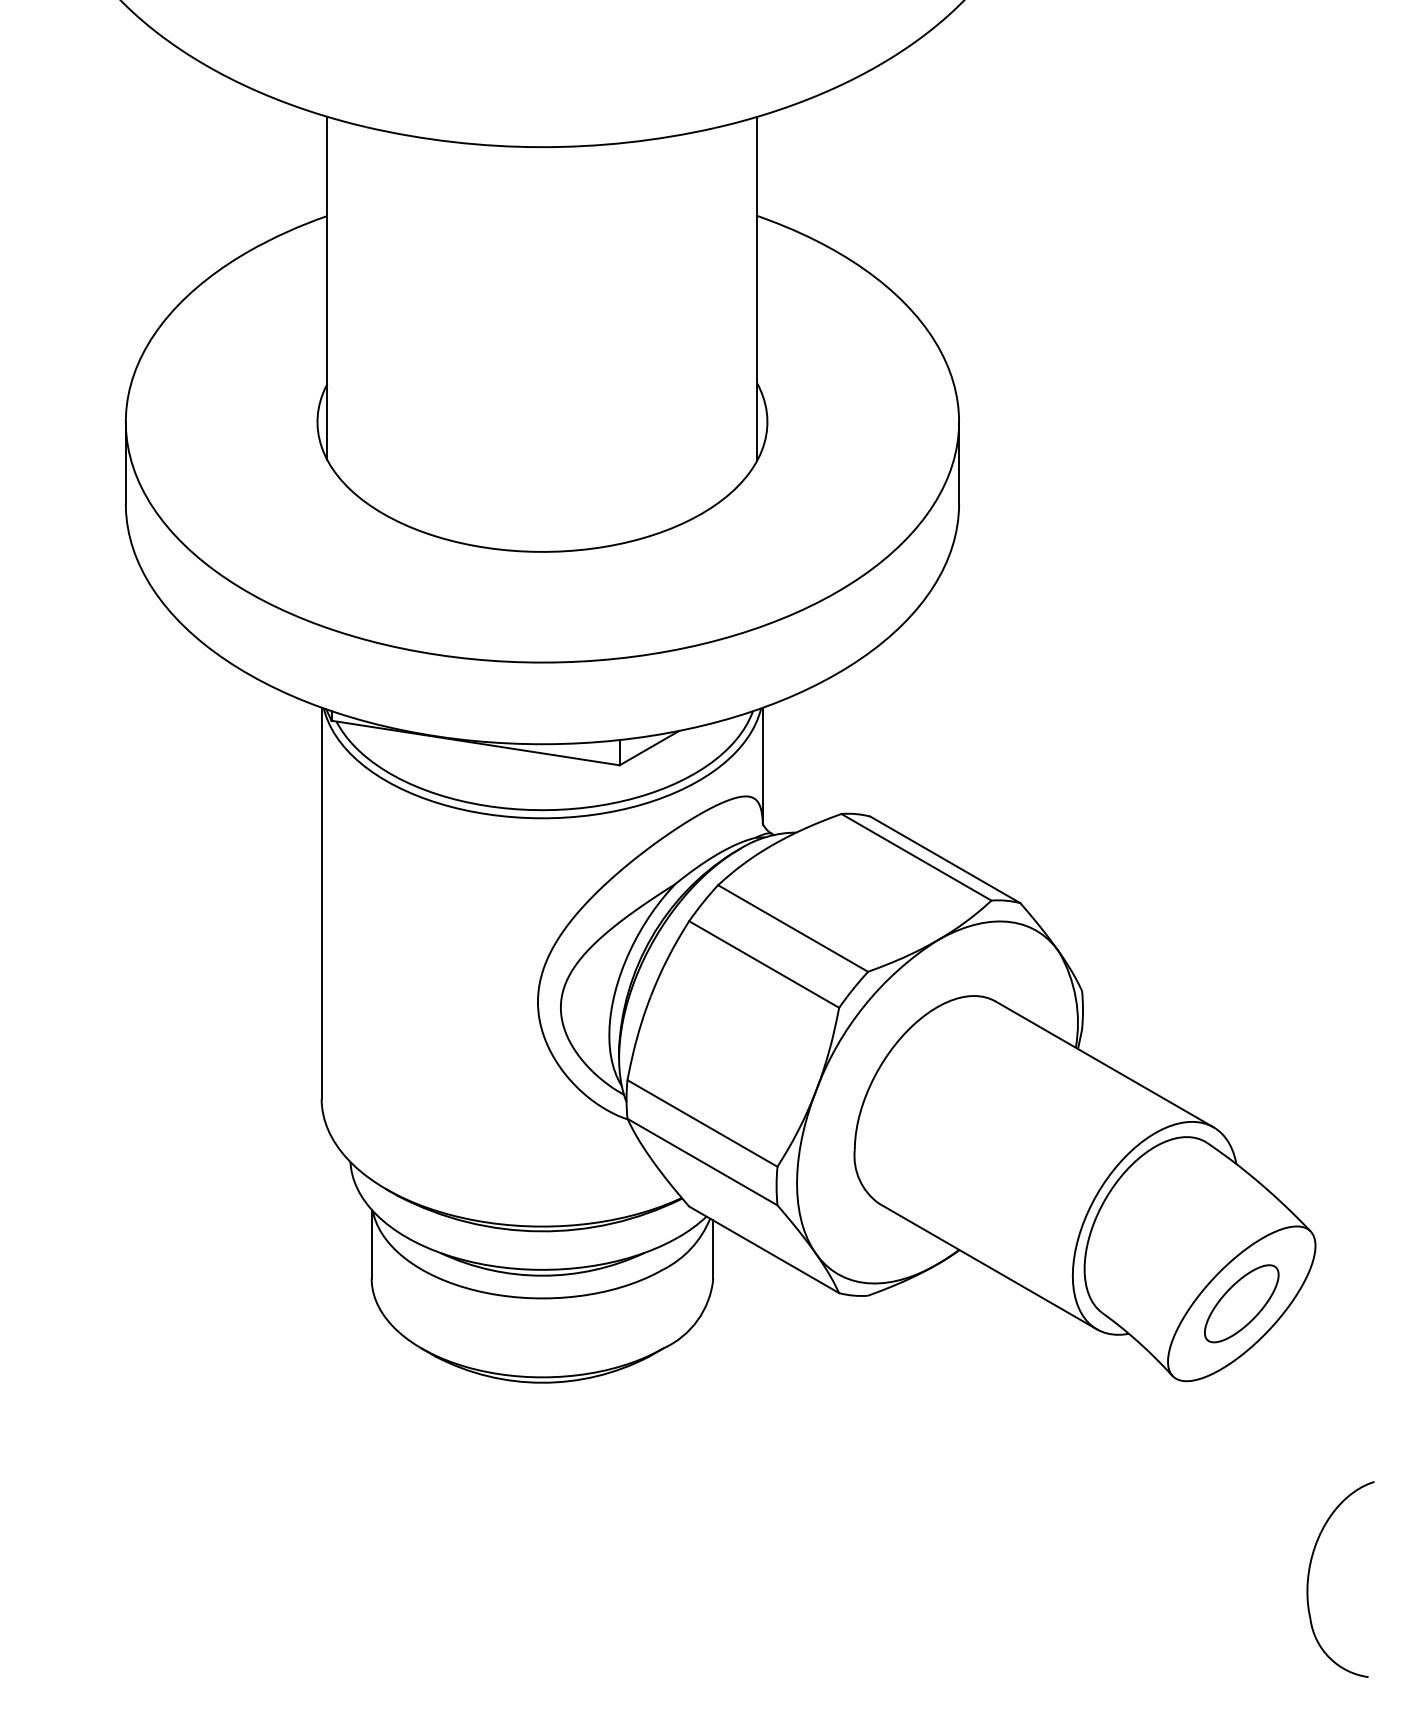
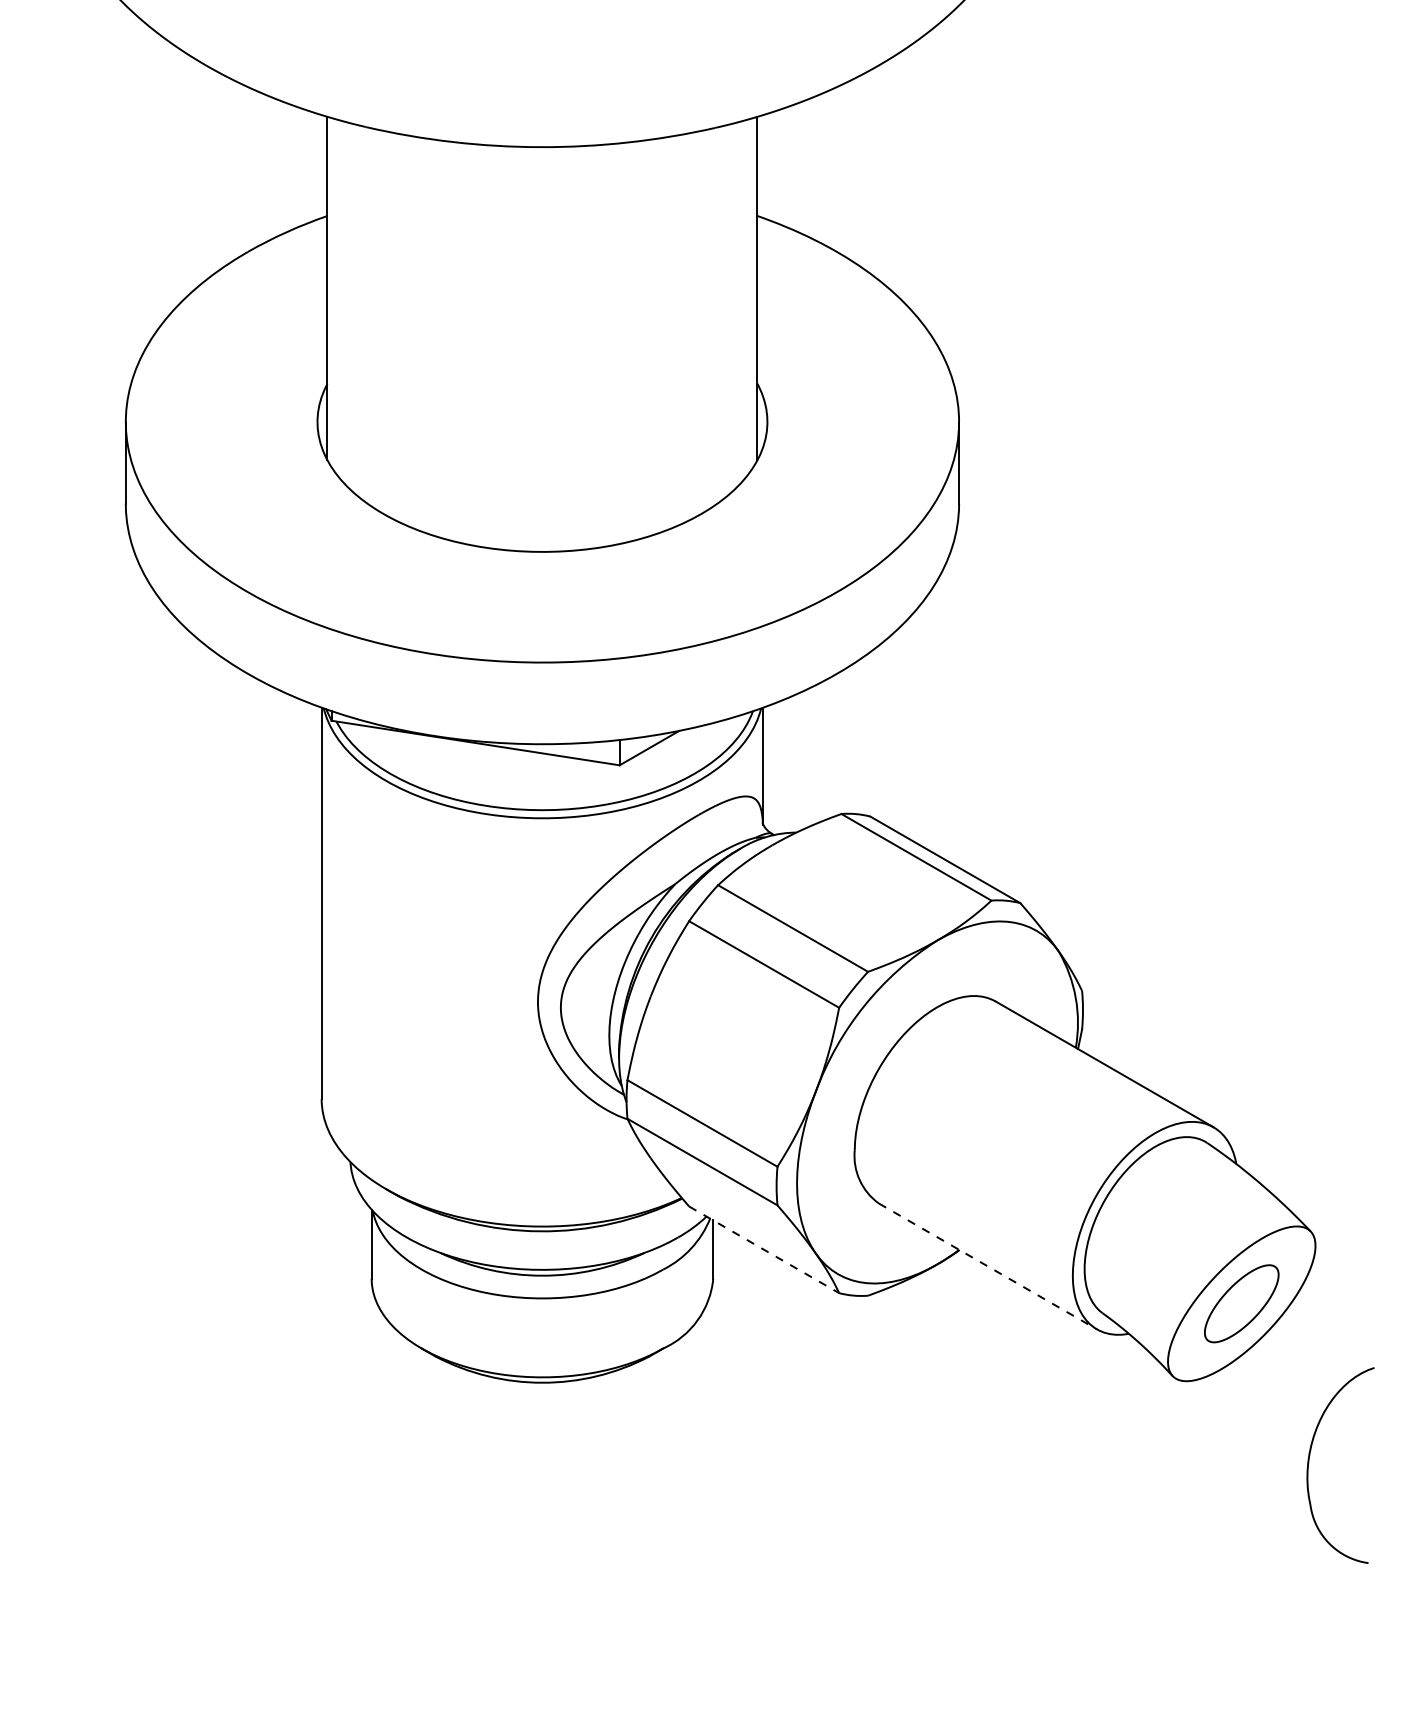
line: solid -> dashed (764, 1249)
line: solid -> dashed (987, 1266)
part position: (1309, 1577) -> (1309, 1463) (1309, 1463)
